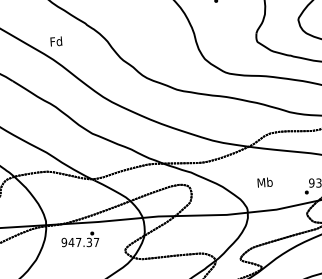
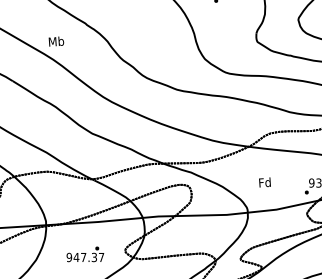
text: Fd -> Mb (56, 41)
text: Mb -> Fd (264, 182)
text position: (80, 239) -> (85, 254) (85, 254)
